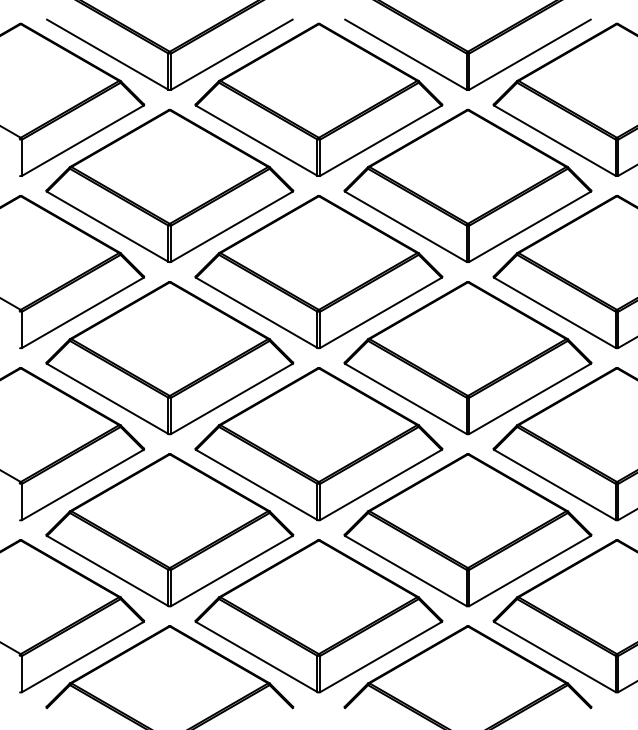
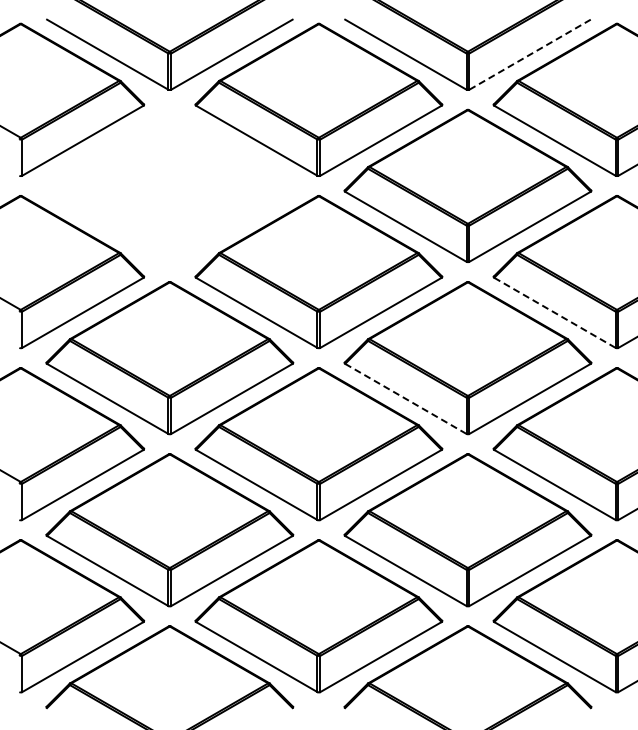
line: solid -> dashed (530, 54)
part: present -> none (169, 185)
line: solid -> dashed (554, 312)
line: solid -> dashed (405, 398)
